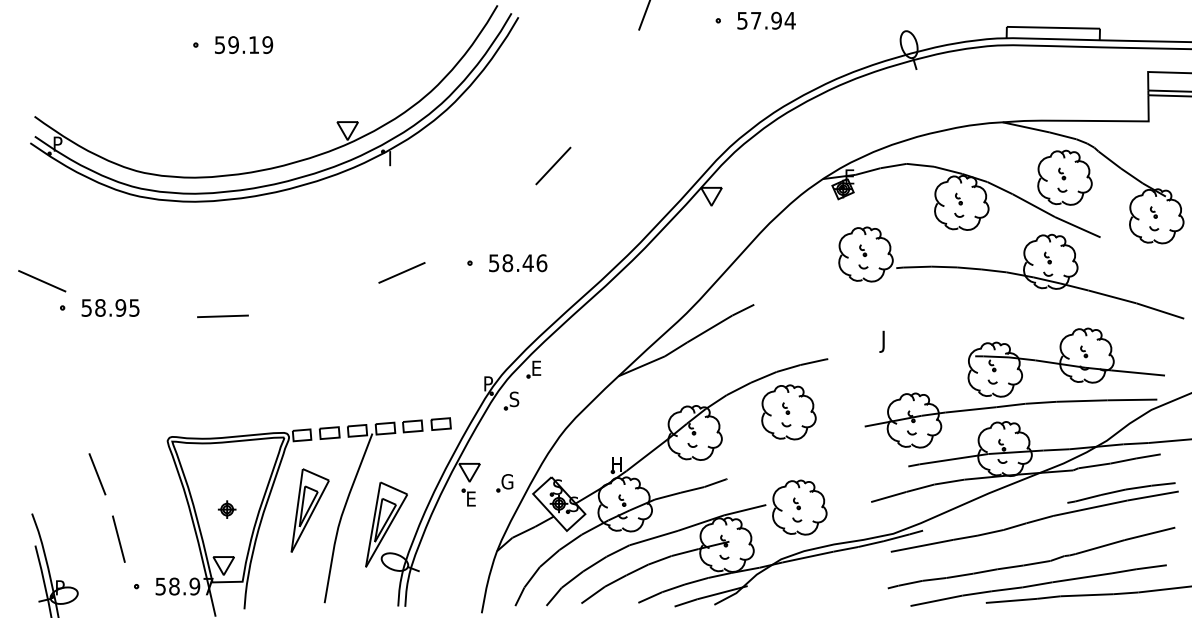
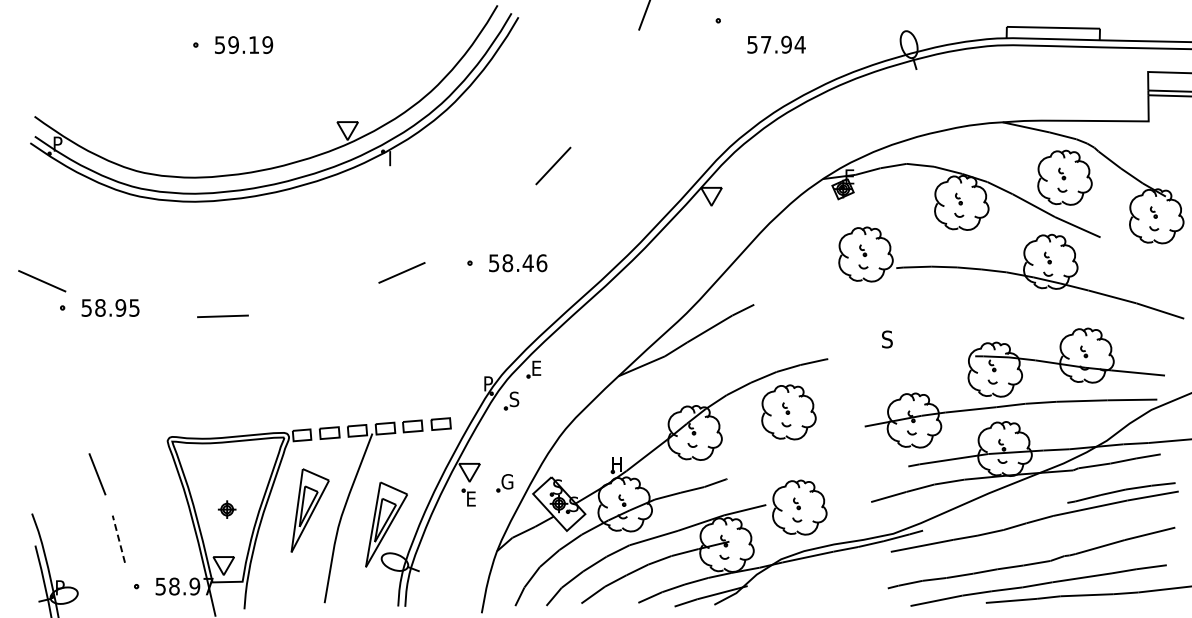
text position: (766, 20) -> (776, 44) (776, 44)
text: J -> S (885, 341)
line: solid -> dashed (118, 538)
